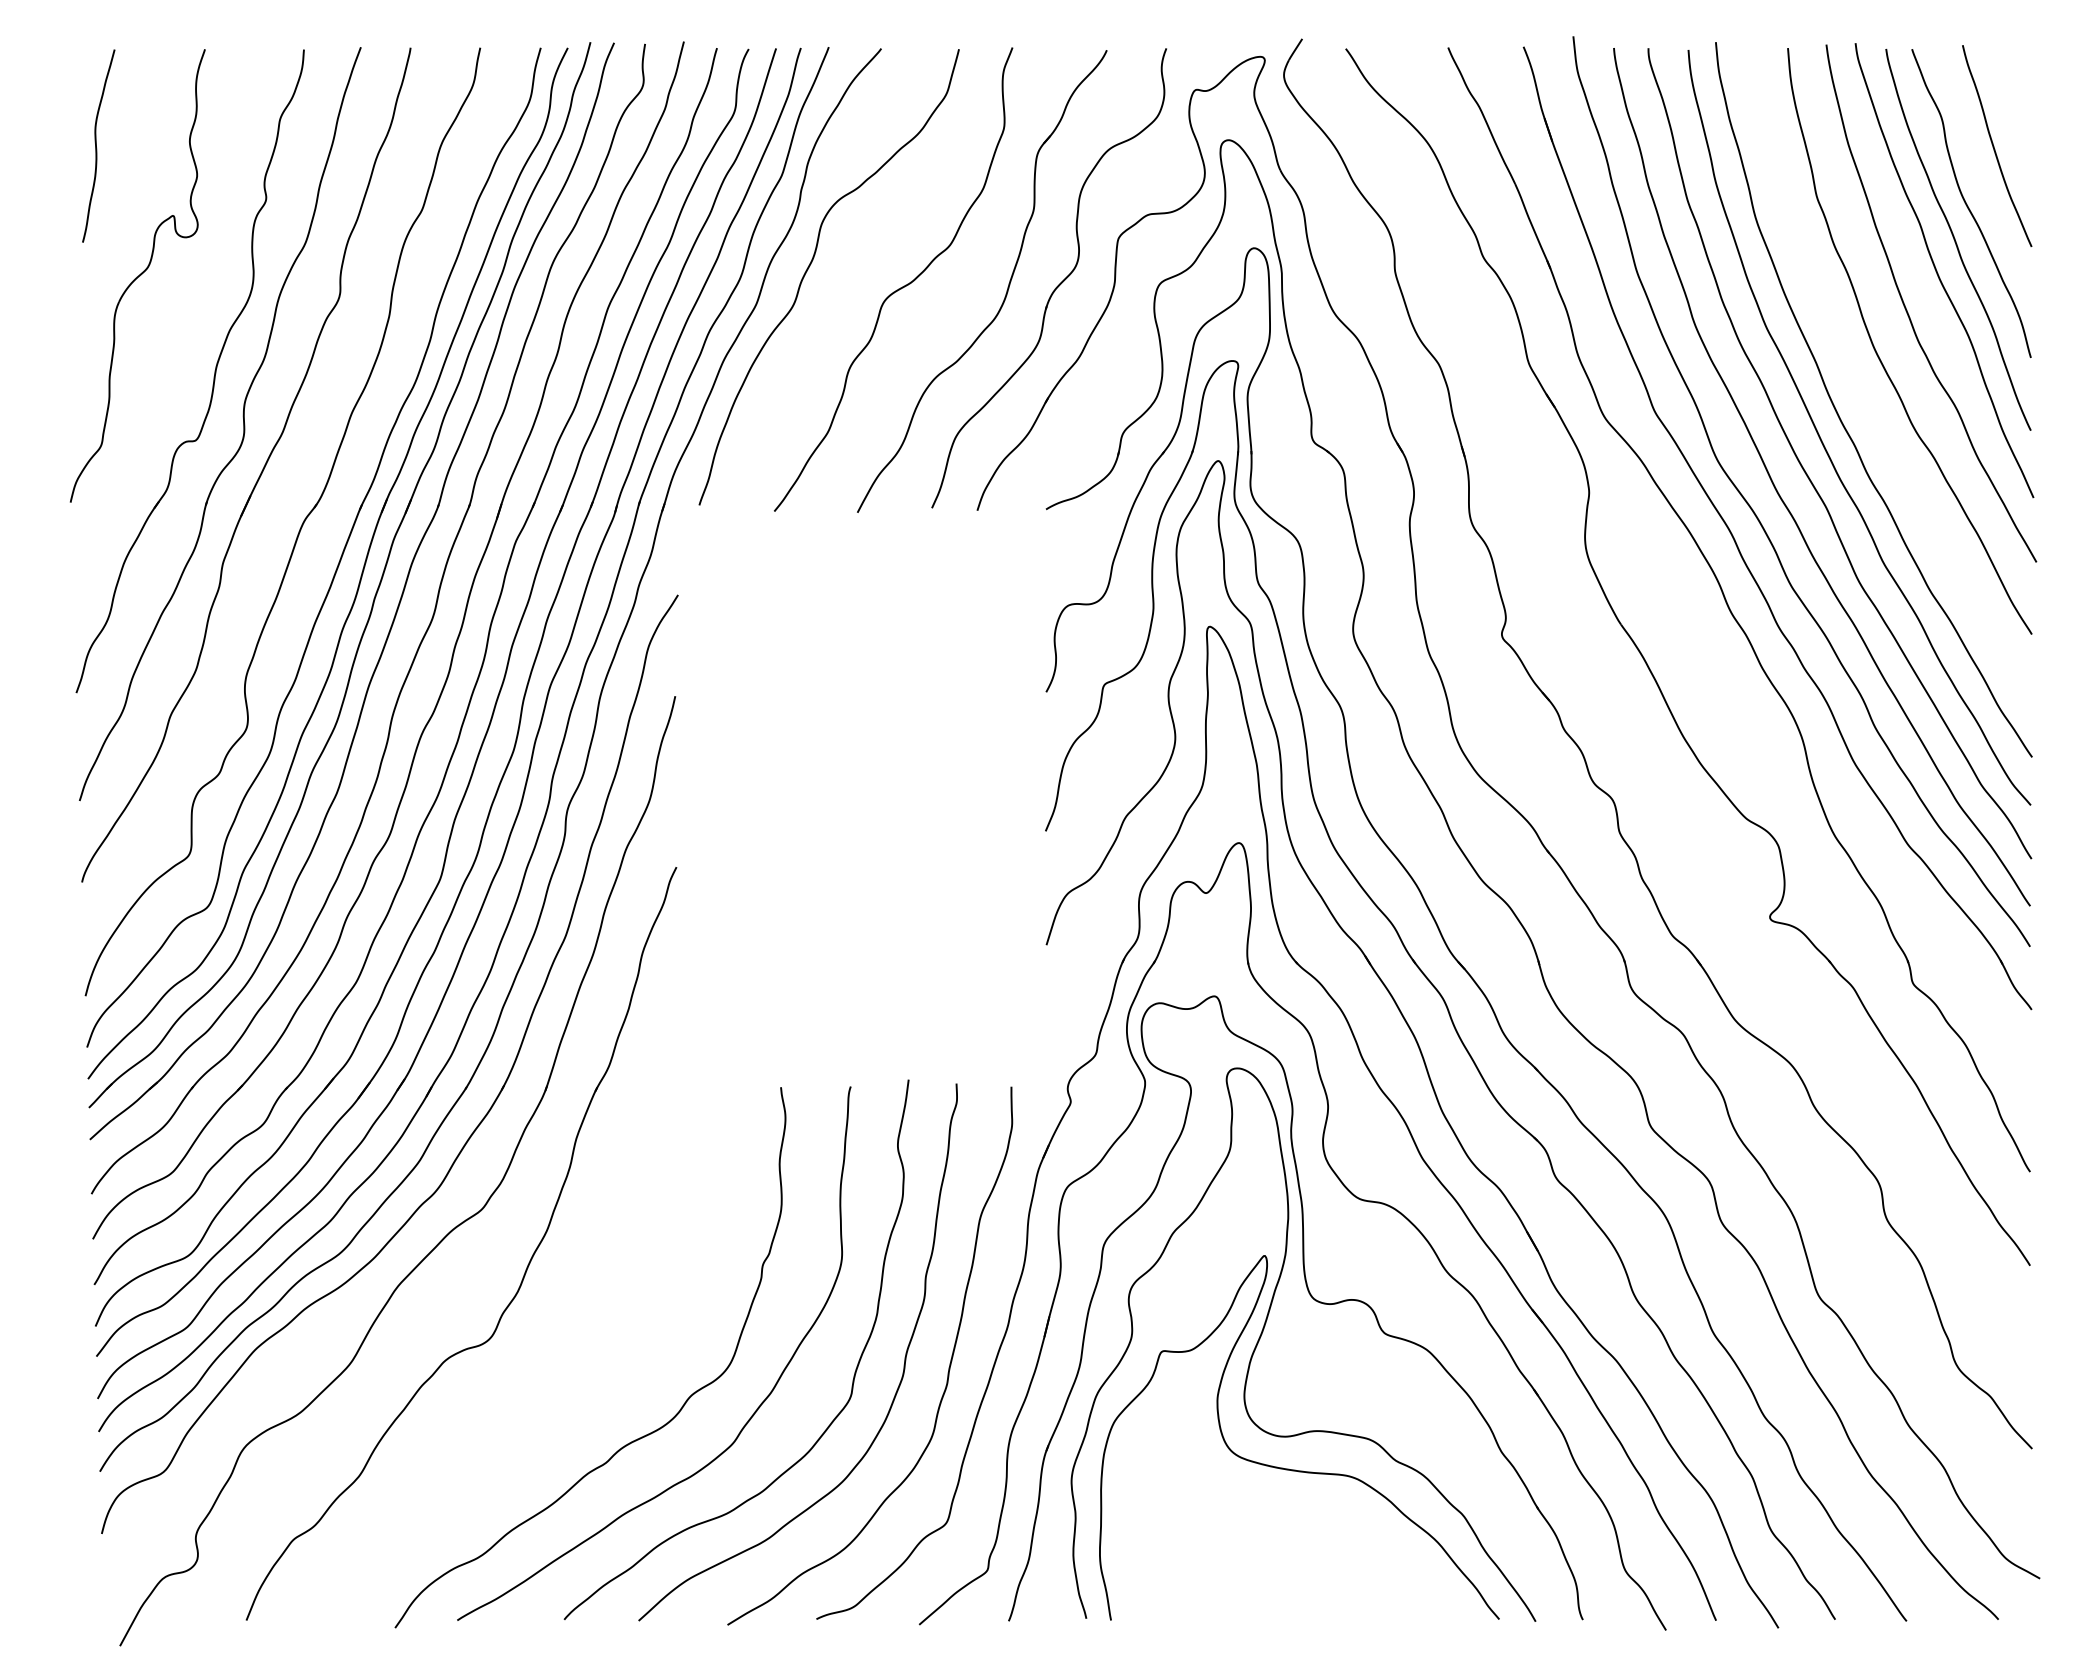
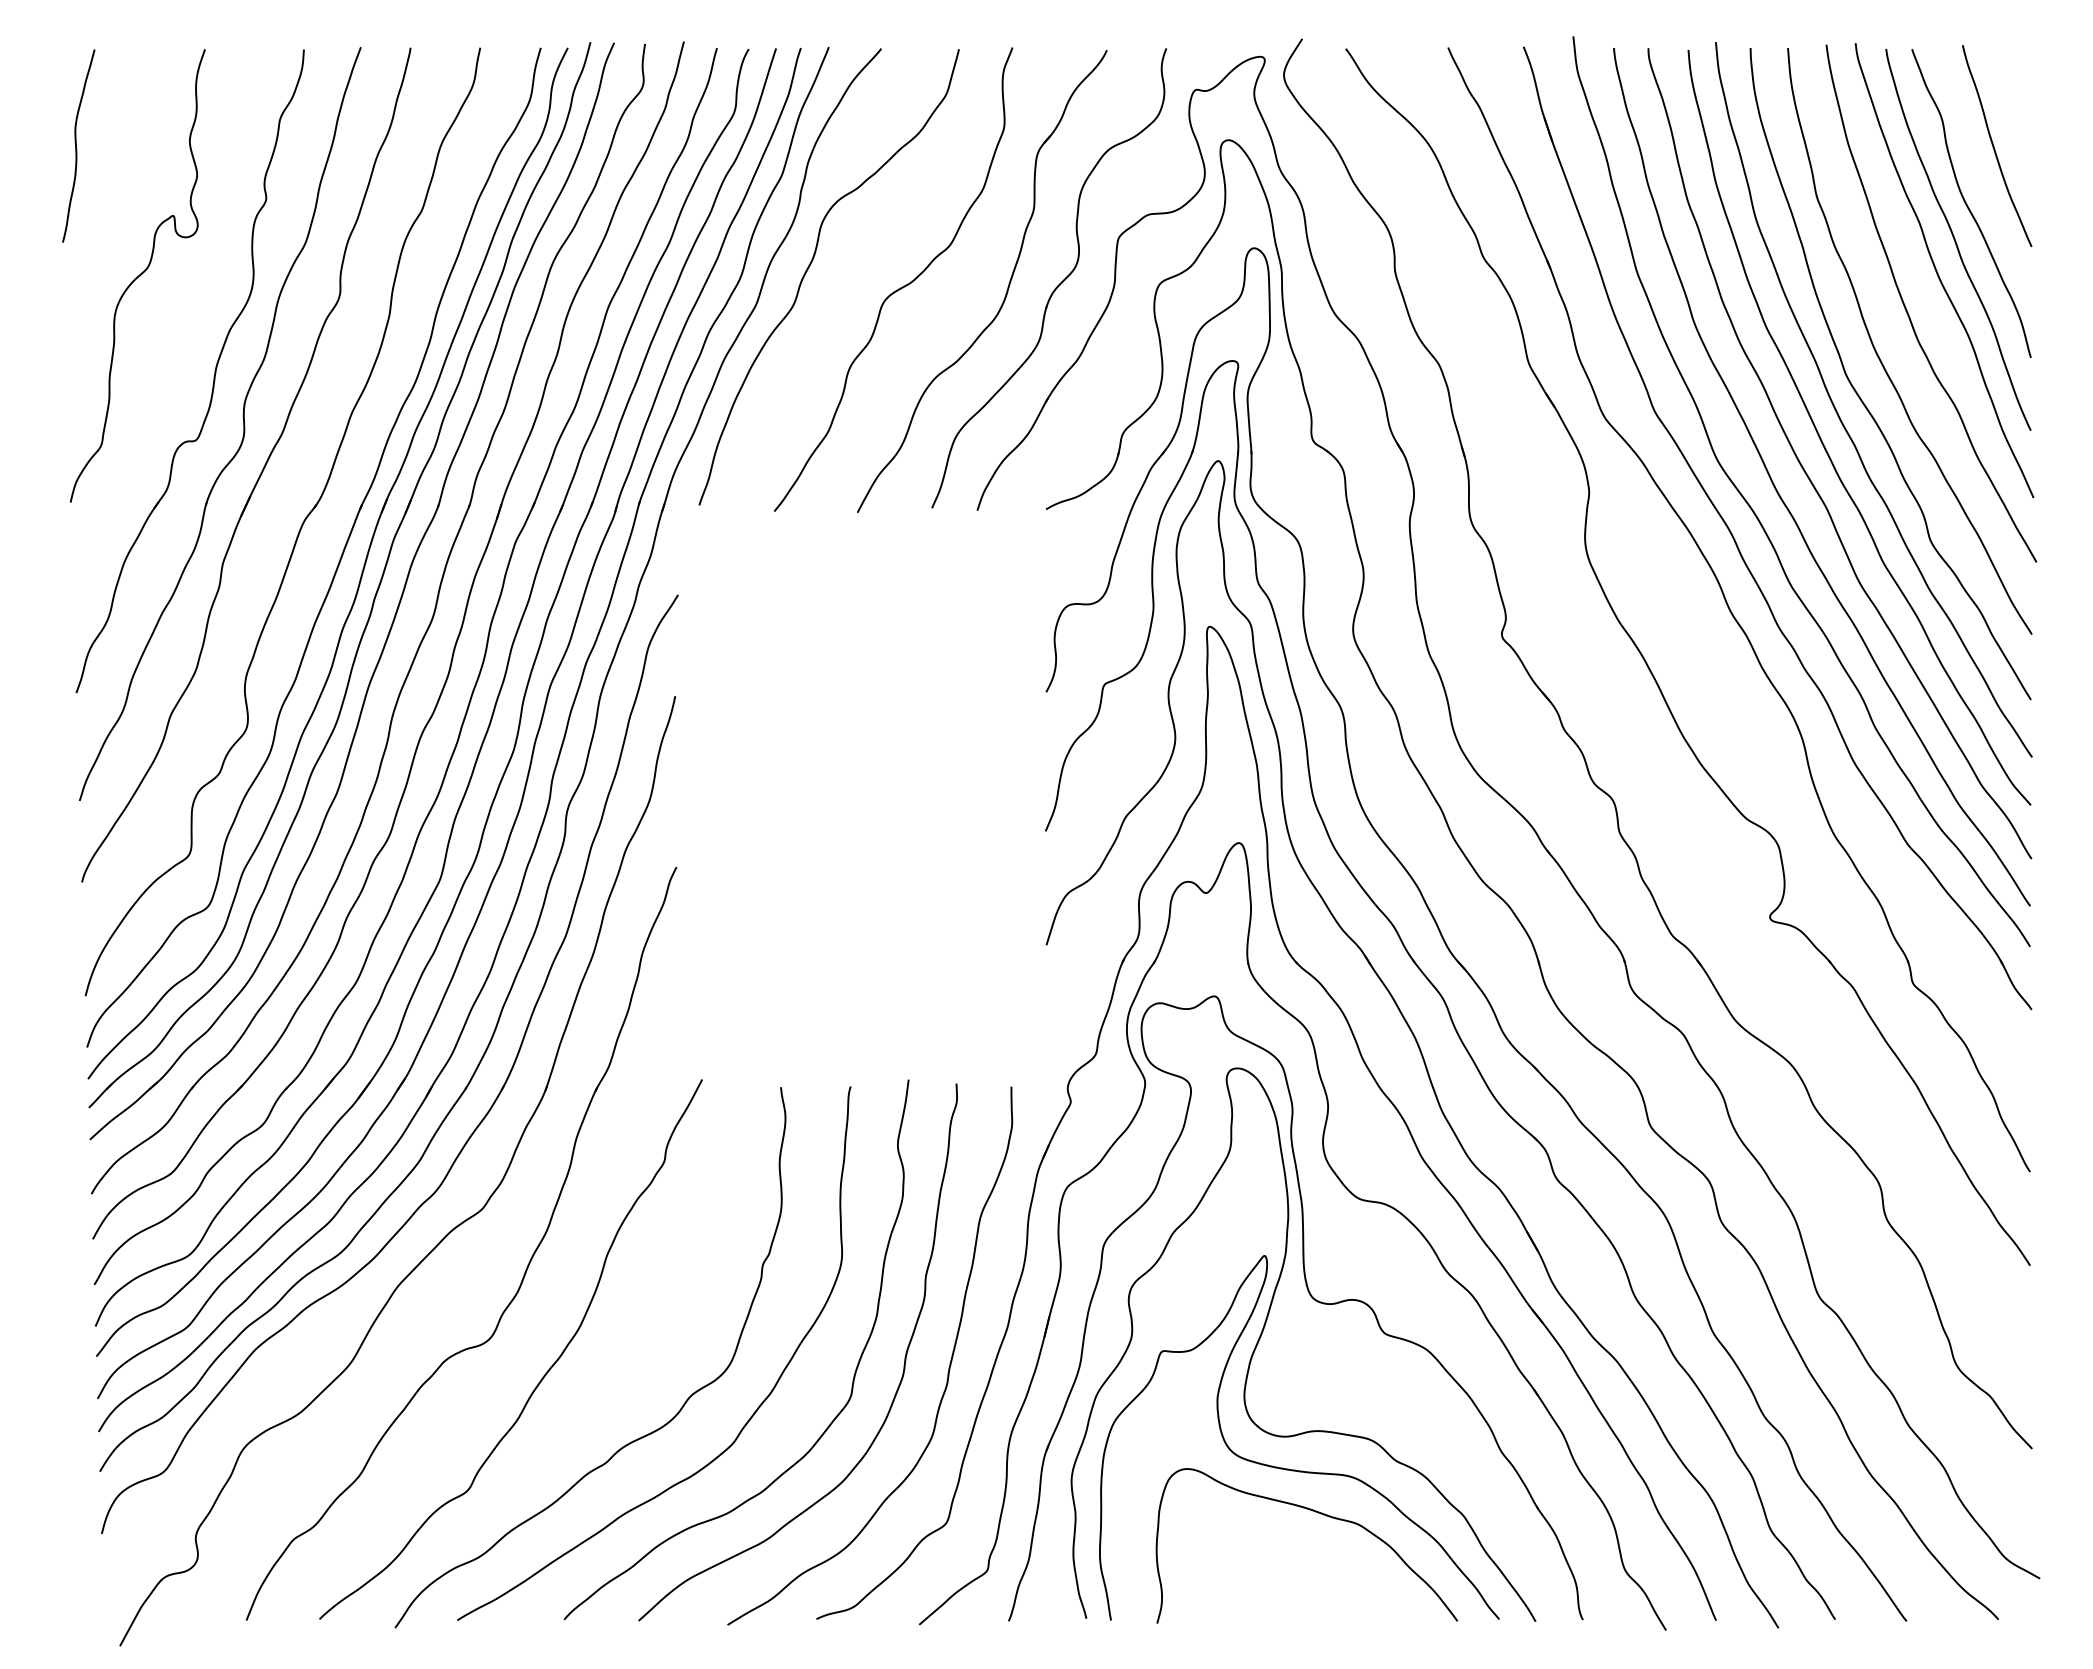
curve position: (96, 145) -> (76, 145) (76, 145)
curve: none -> present (1858, 393)
curve: none -> present (543, 1375)
curve: none -> present (1320, 1514)
